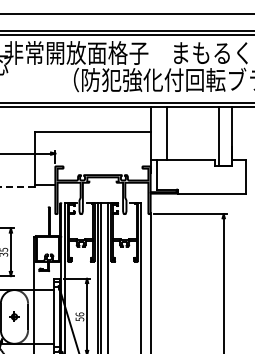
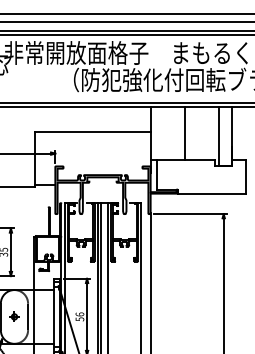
line: none -> present (126, 22)
line position: (166, 132) -> (184, 132) (184, 132)
line: dashed -> solid (16, 186)
